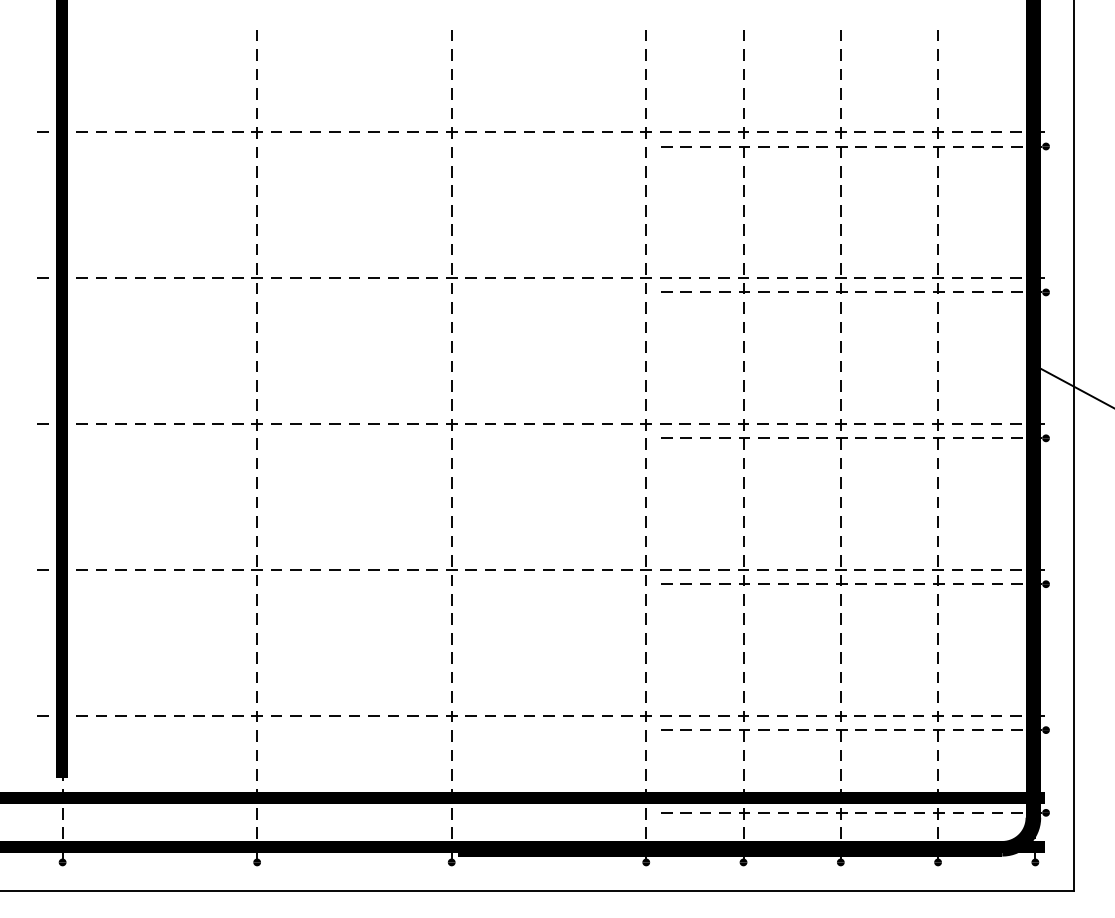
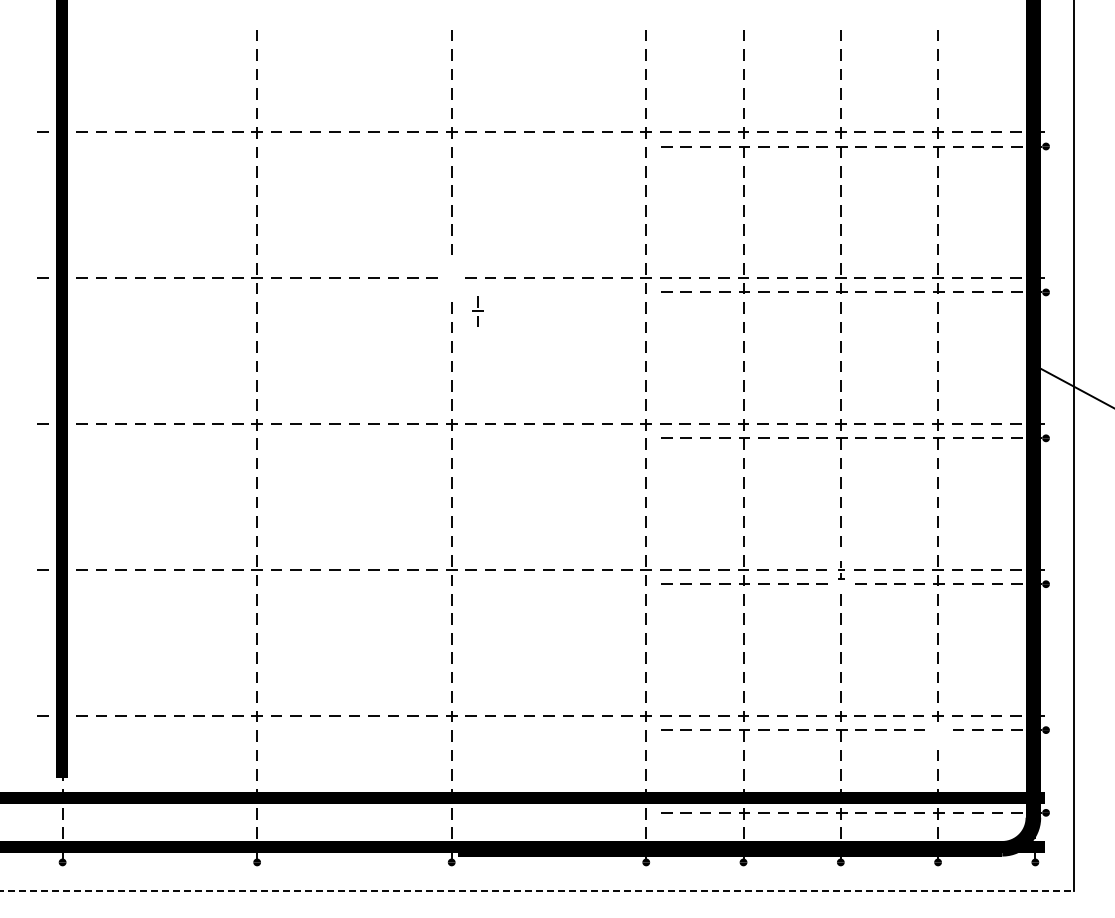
part position: (451, 278) -> (477, 311) (477, 311)
part size: 13x31 px -> 7x19 px (841, 570)
part: present -> none (938, 735)
line: solid -> dashed (537, 890)
